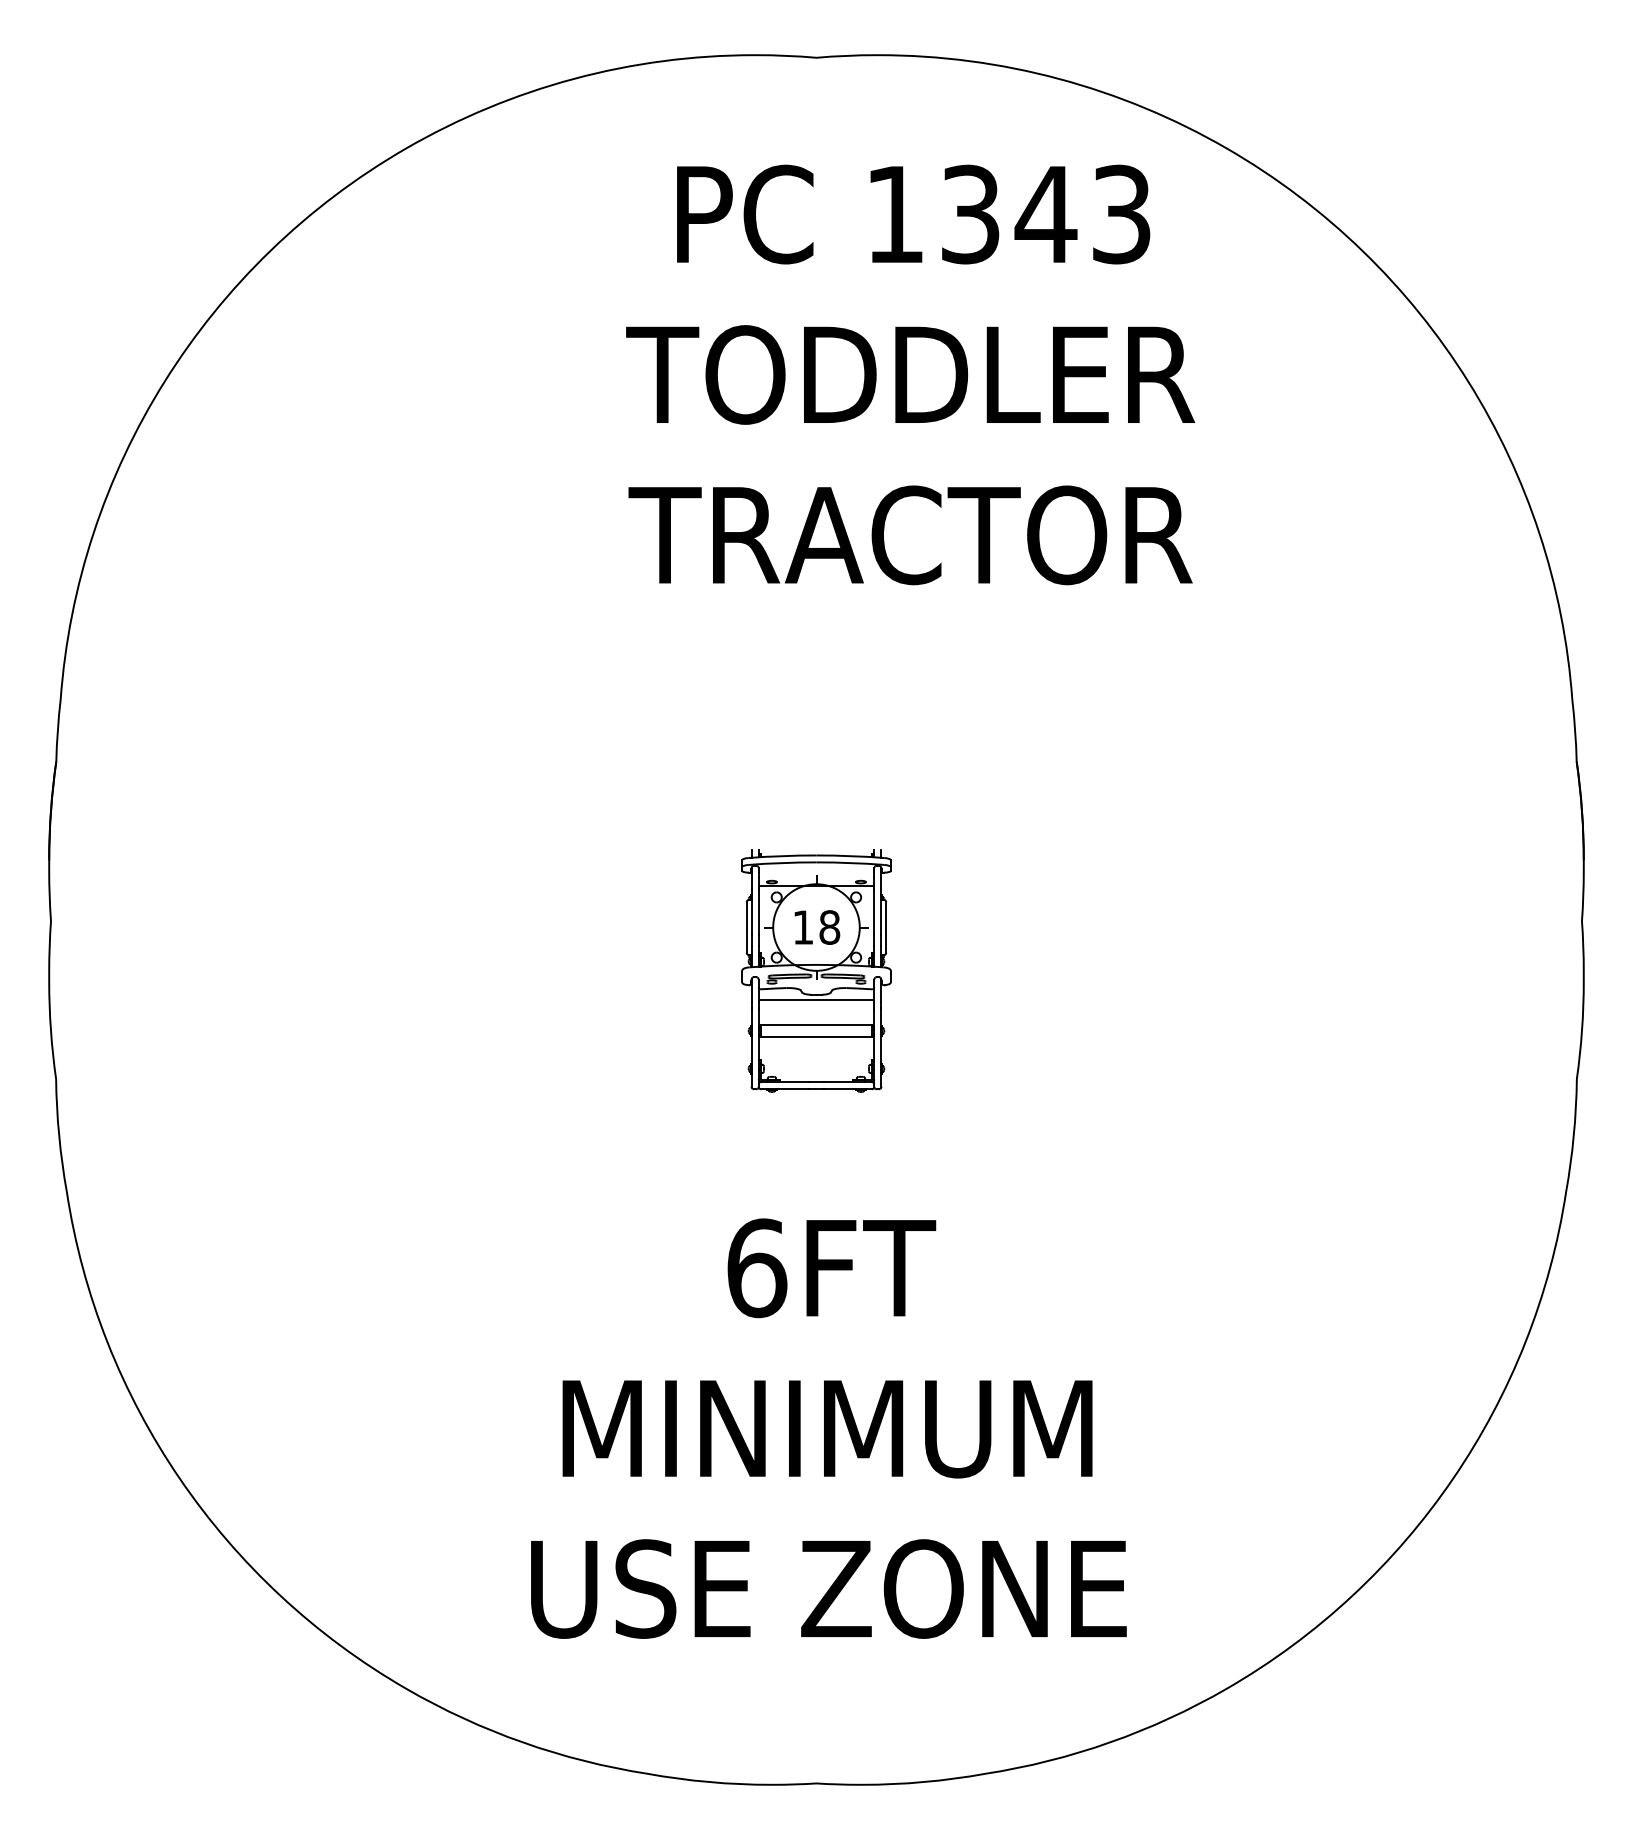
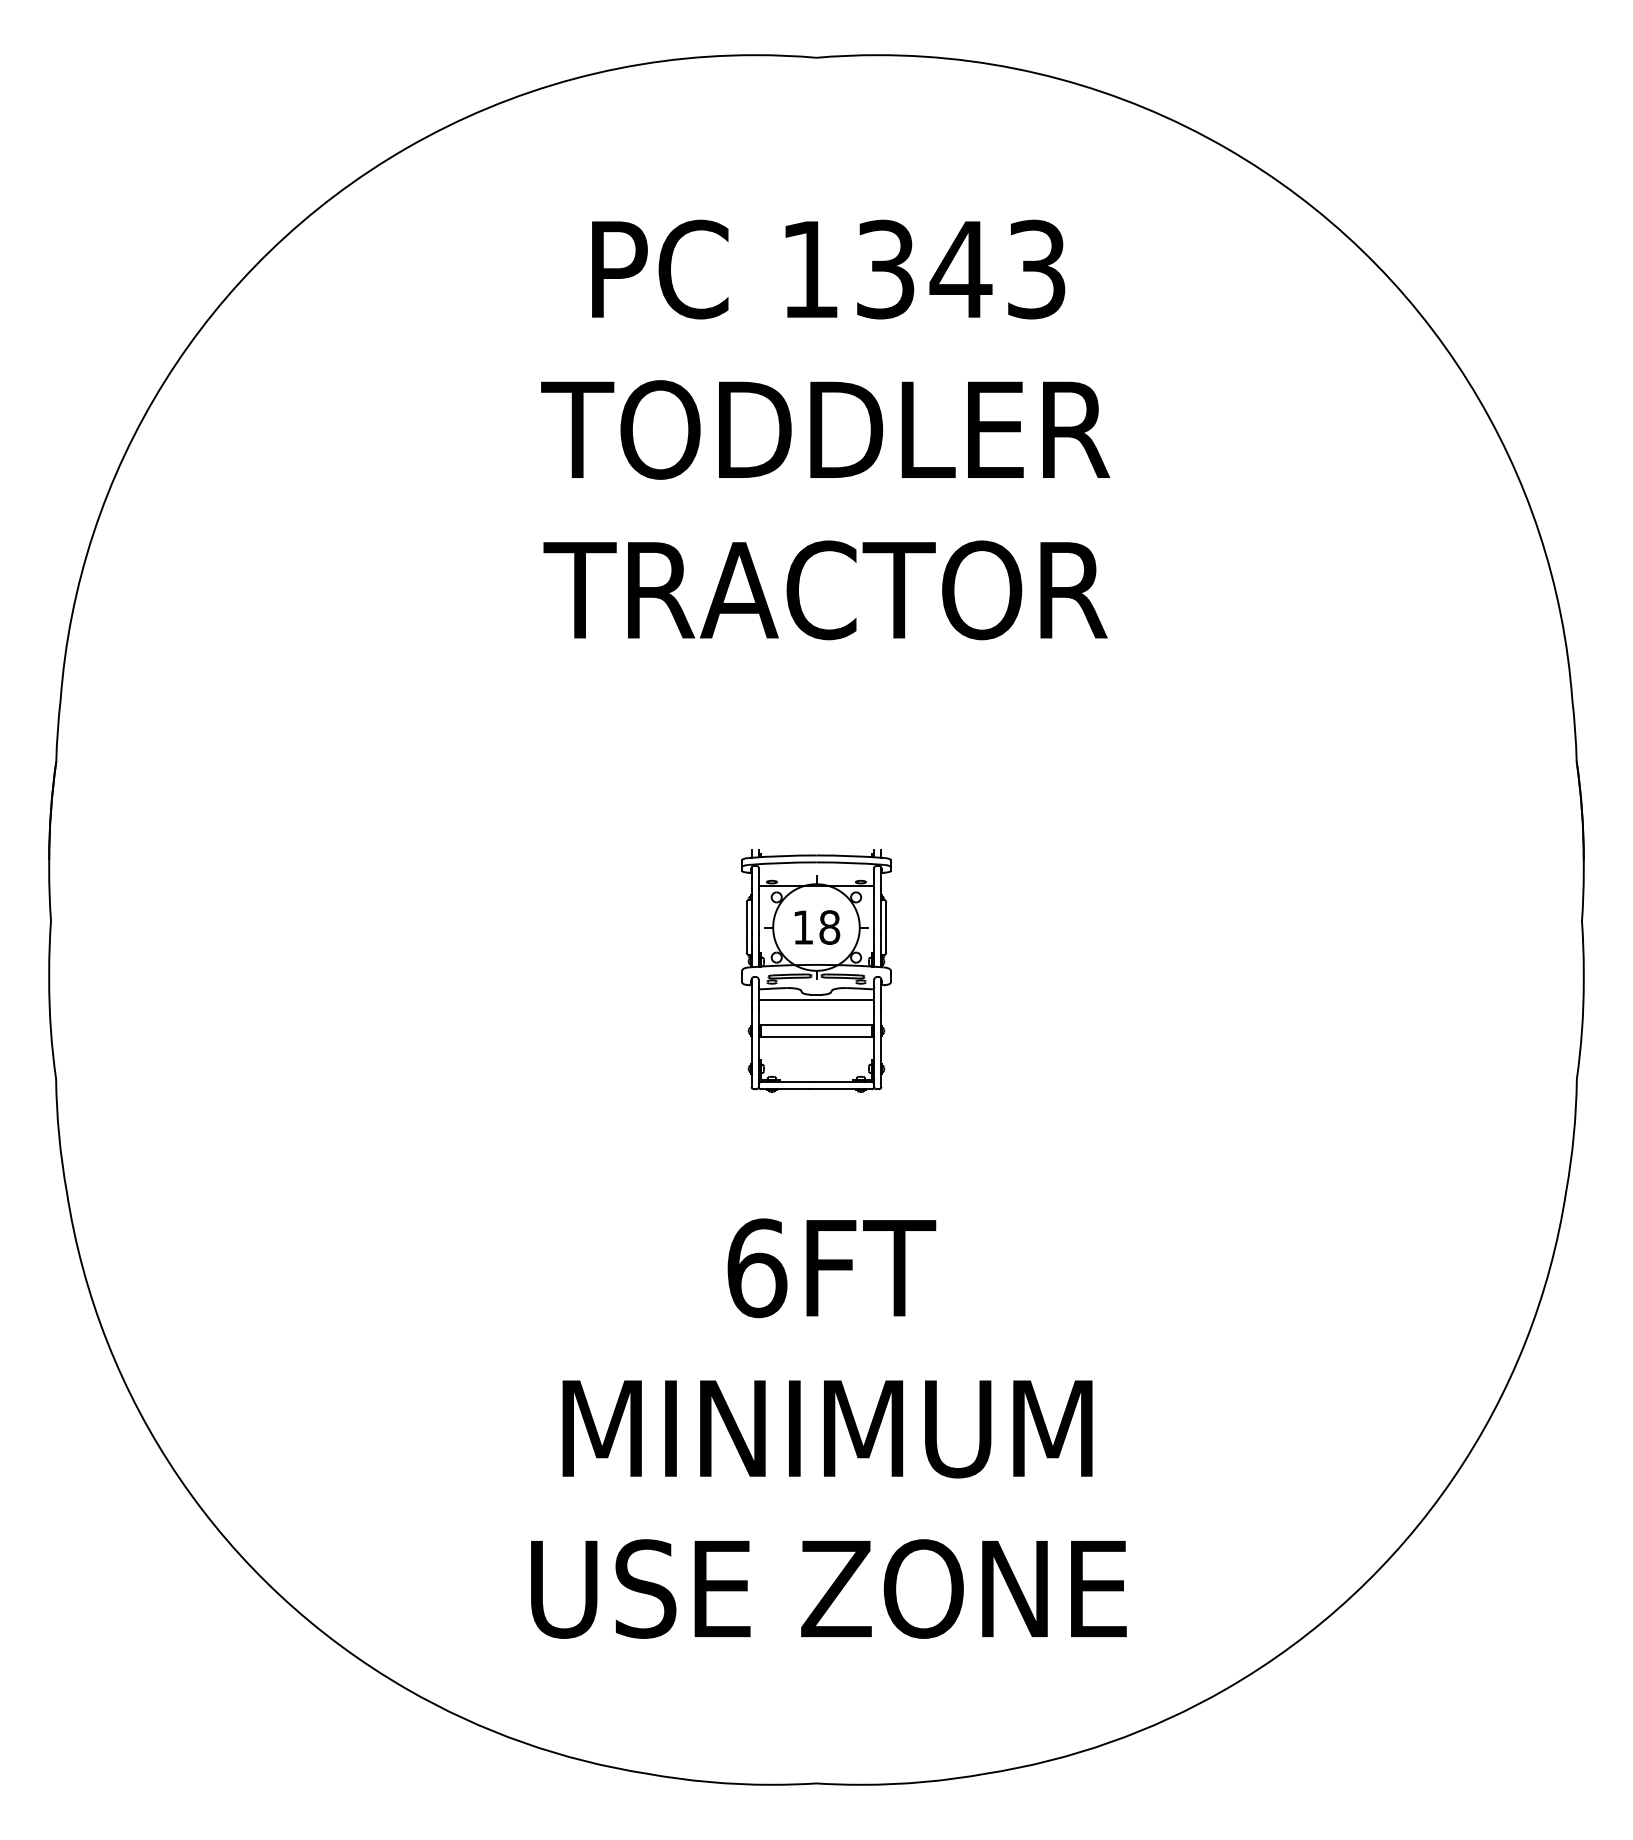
text position: (910, 374) -> (825, 429) (825, 429)
